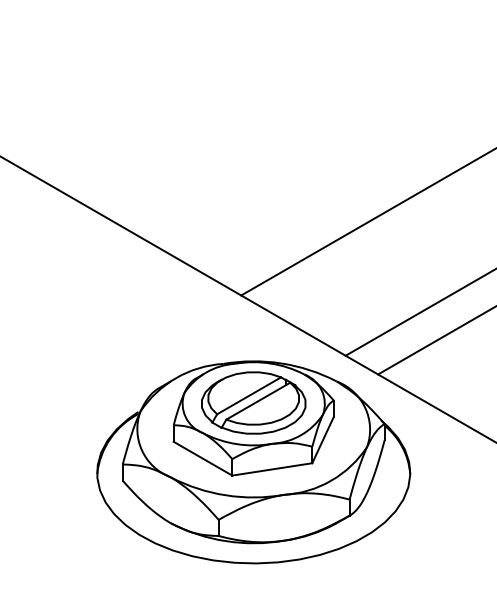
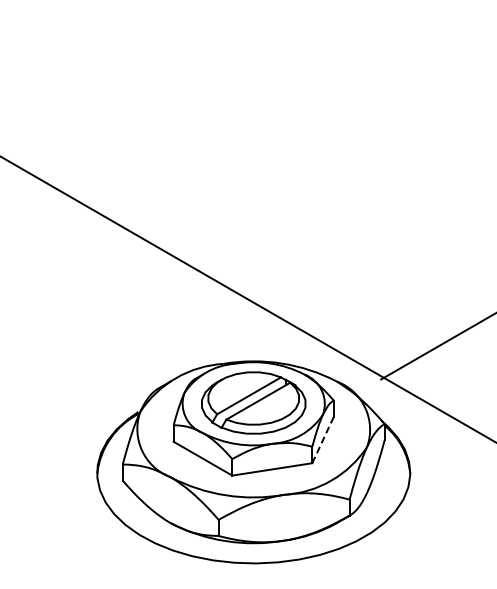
line: present -> none (367, 222)
line: present -> none (419, 312)
line position: (435, 340) -> (437, 346) (437, 346)
line: solid -> dashed (323, 439)
